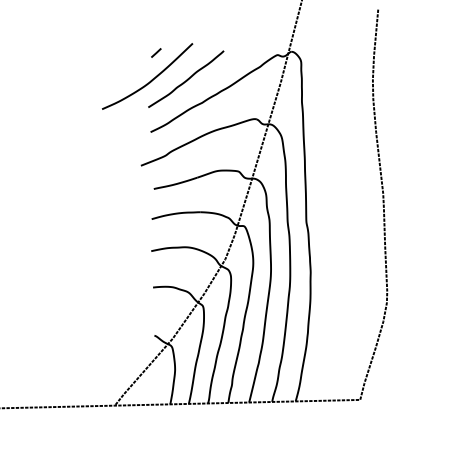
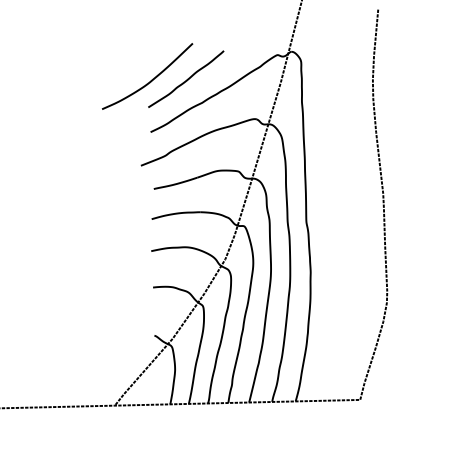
line: present -> none (156, 52)
